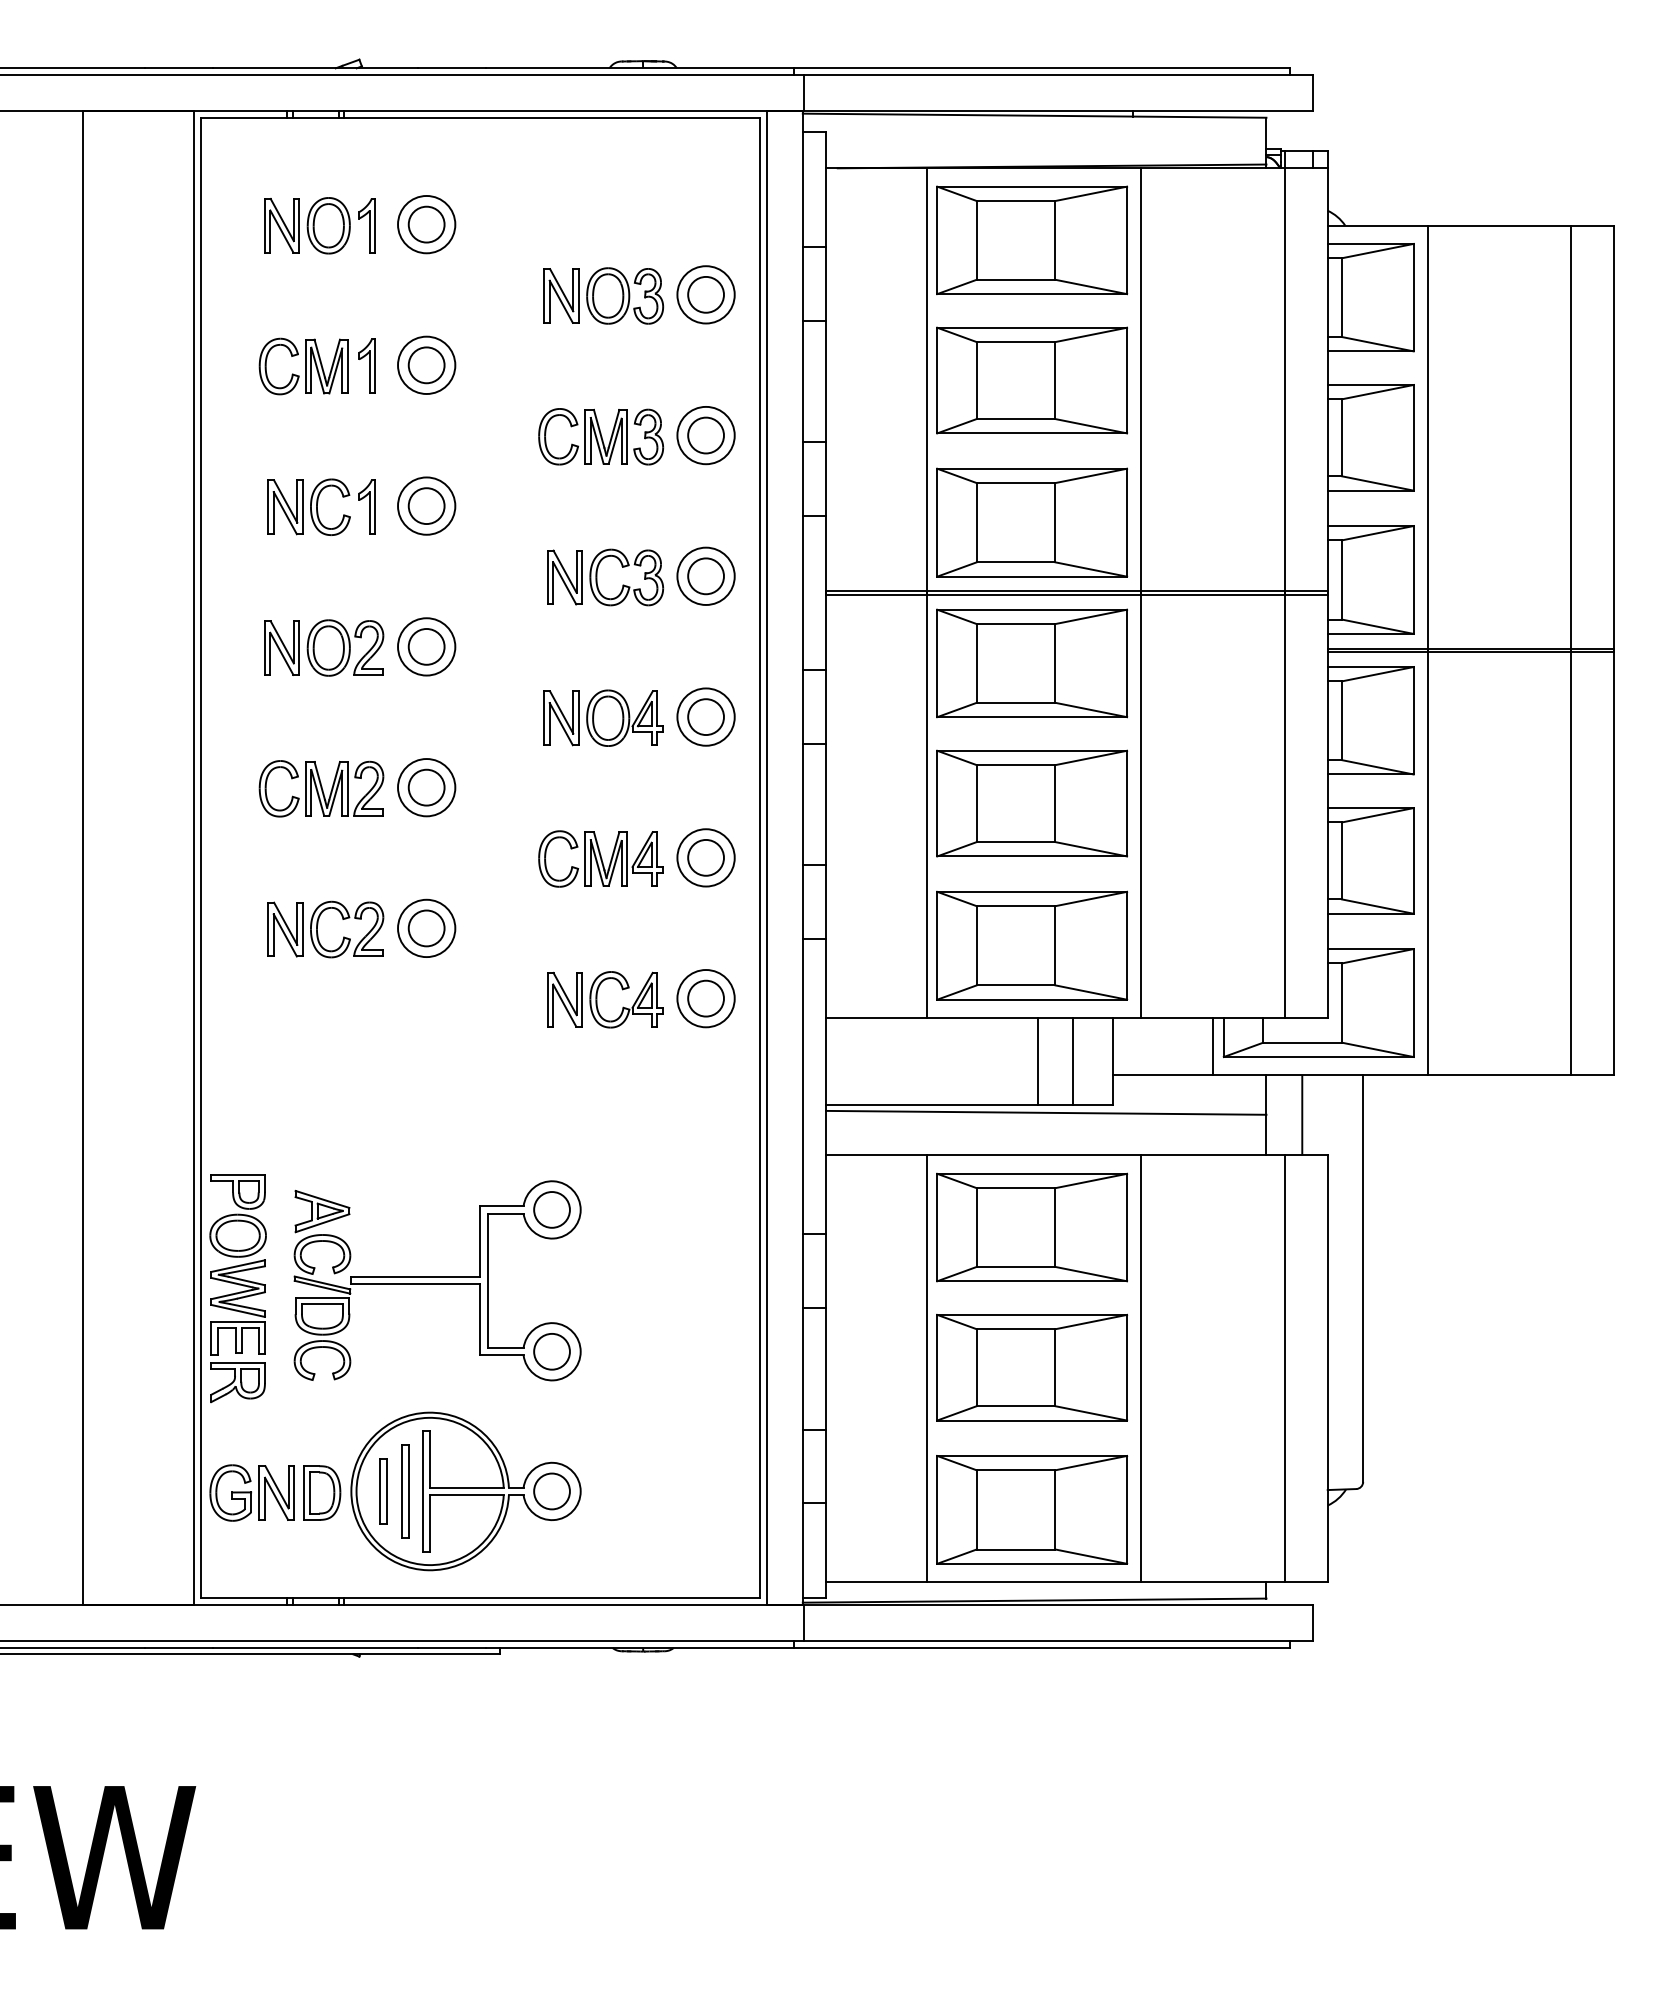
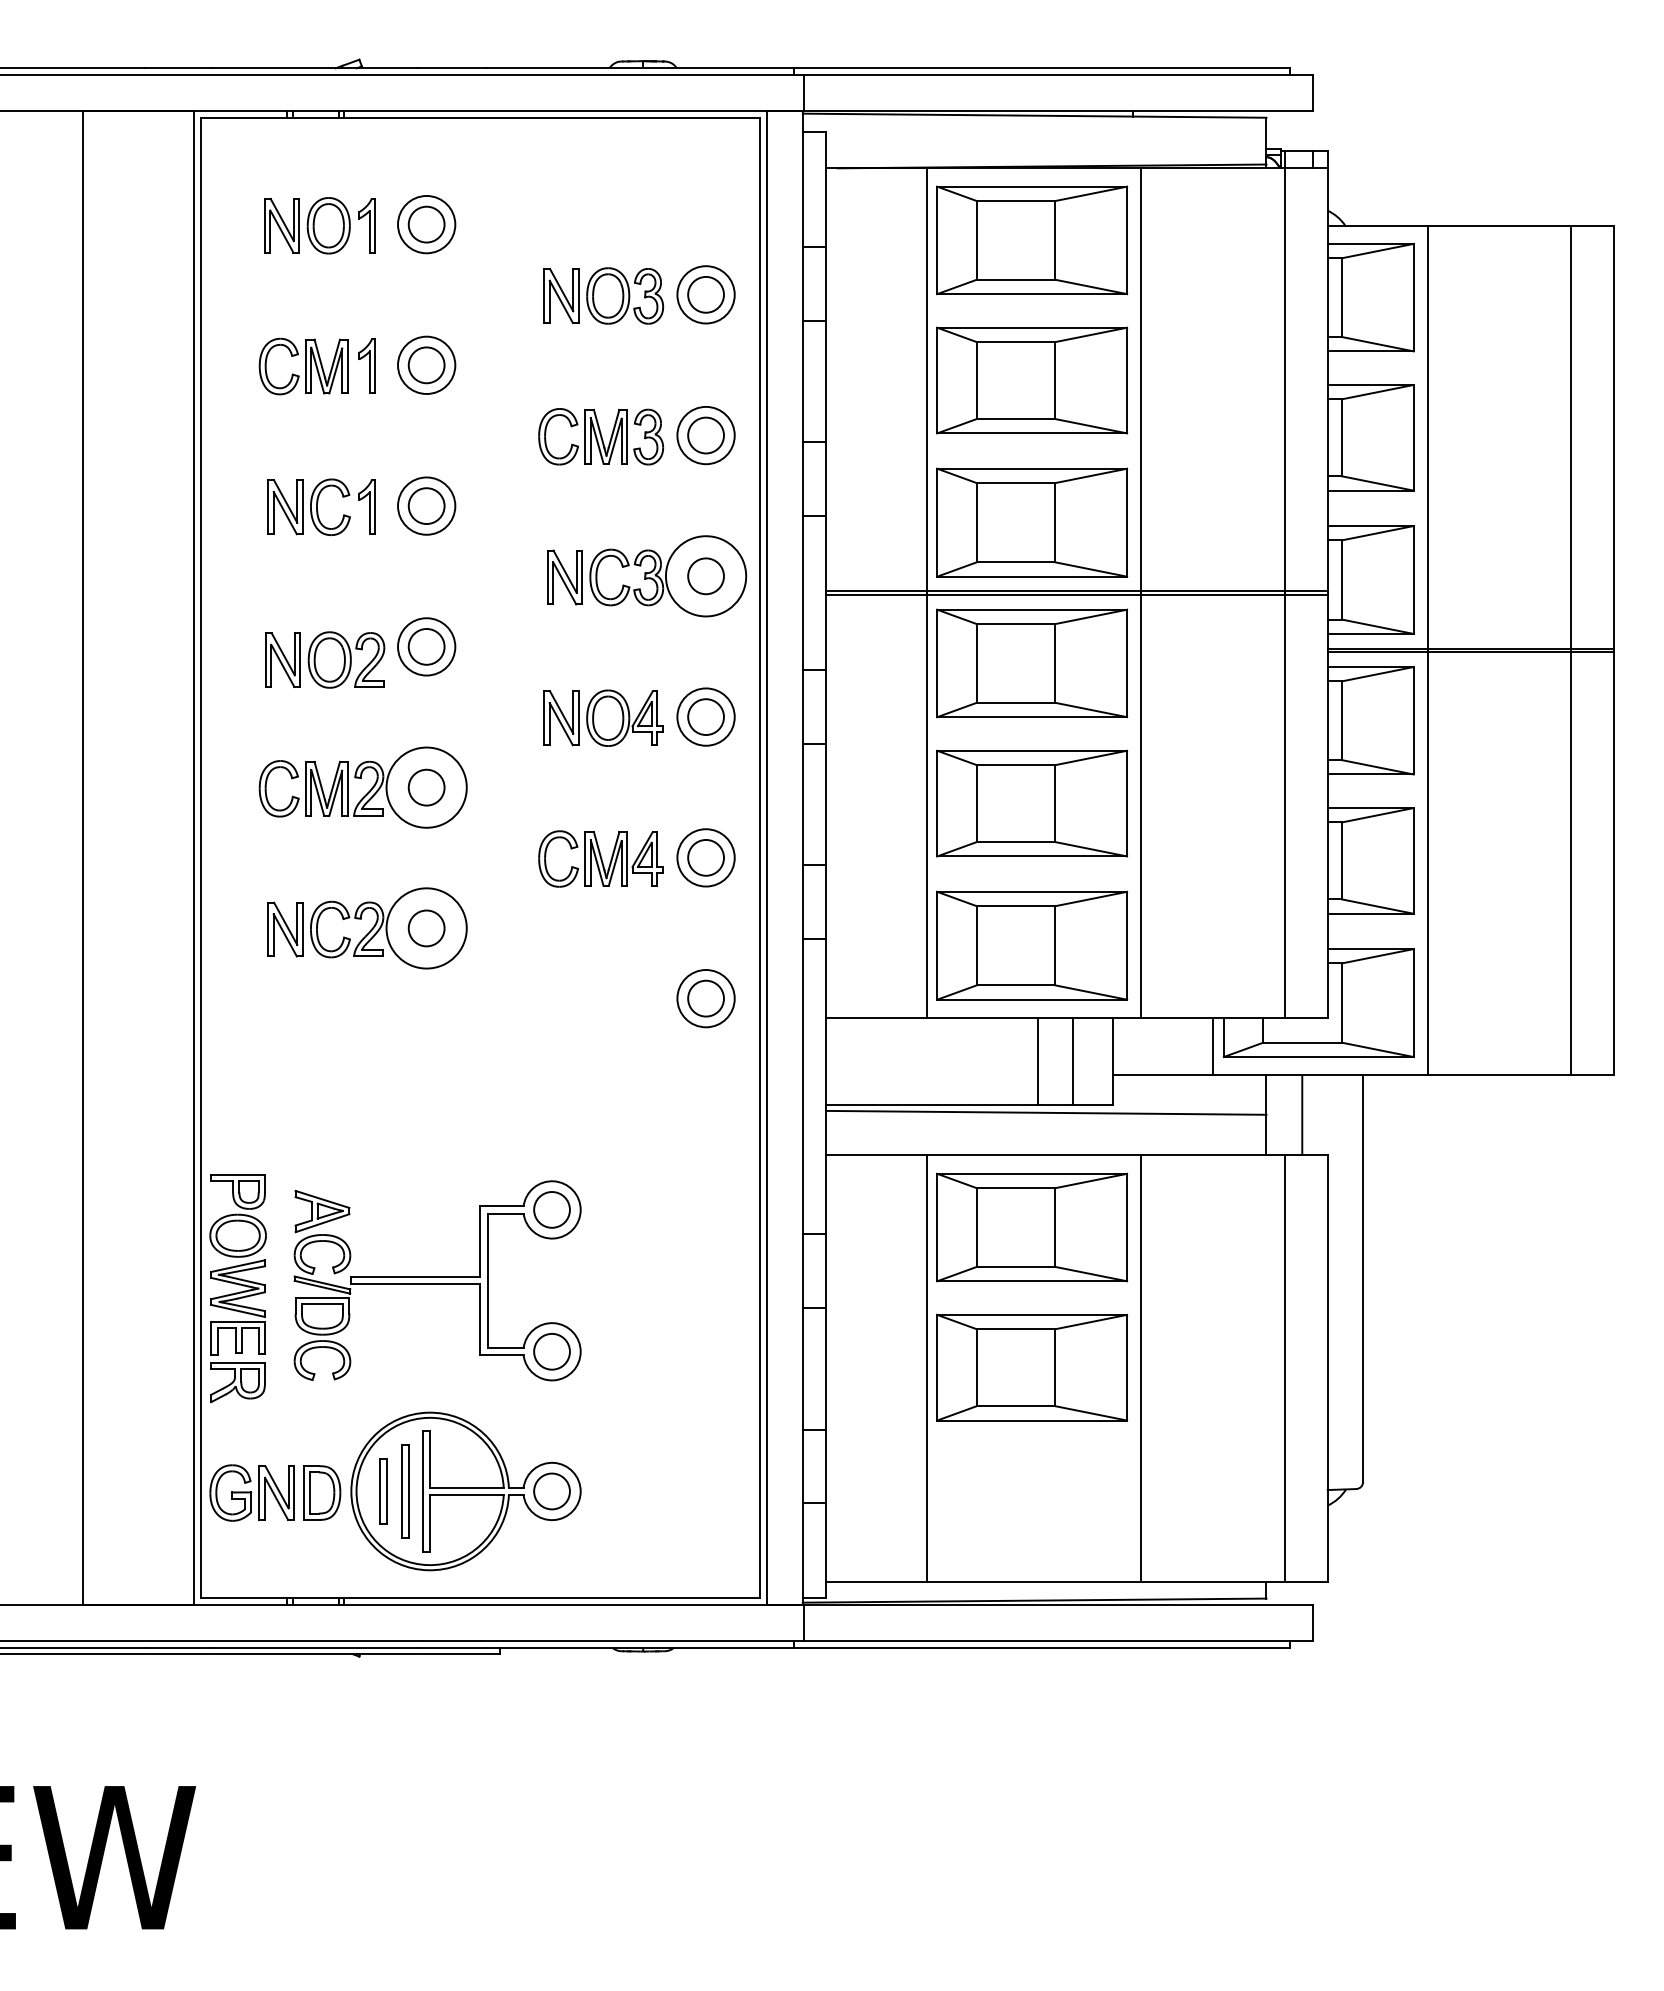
circle diameter: 57 px -> 80 px (705, 576)
part position: (324, 647) -> (325, 659) (325, 659)
circle diameter: 57 px -> 80 px (426, 787)
circle diameter: 57 px -> 80 px (426, 928)
part: present -> none (597, 999)
part: present -> none (1032, 1509)
